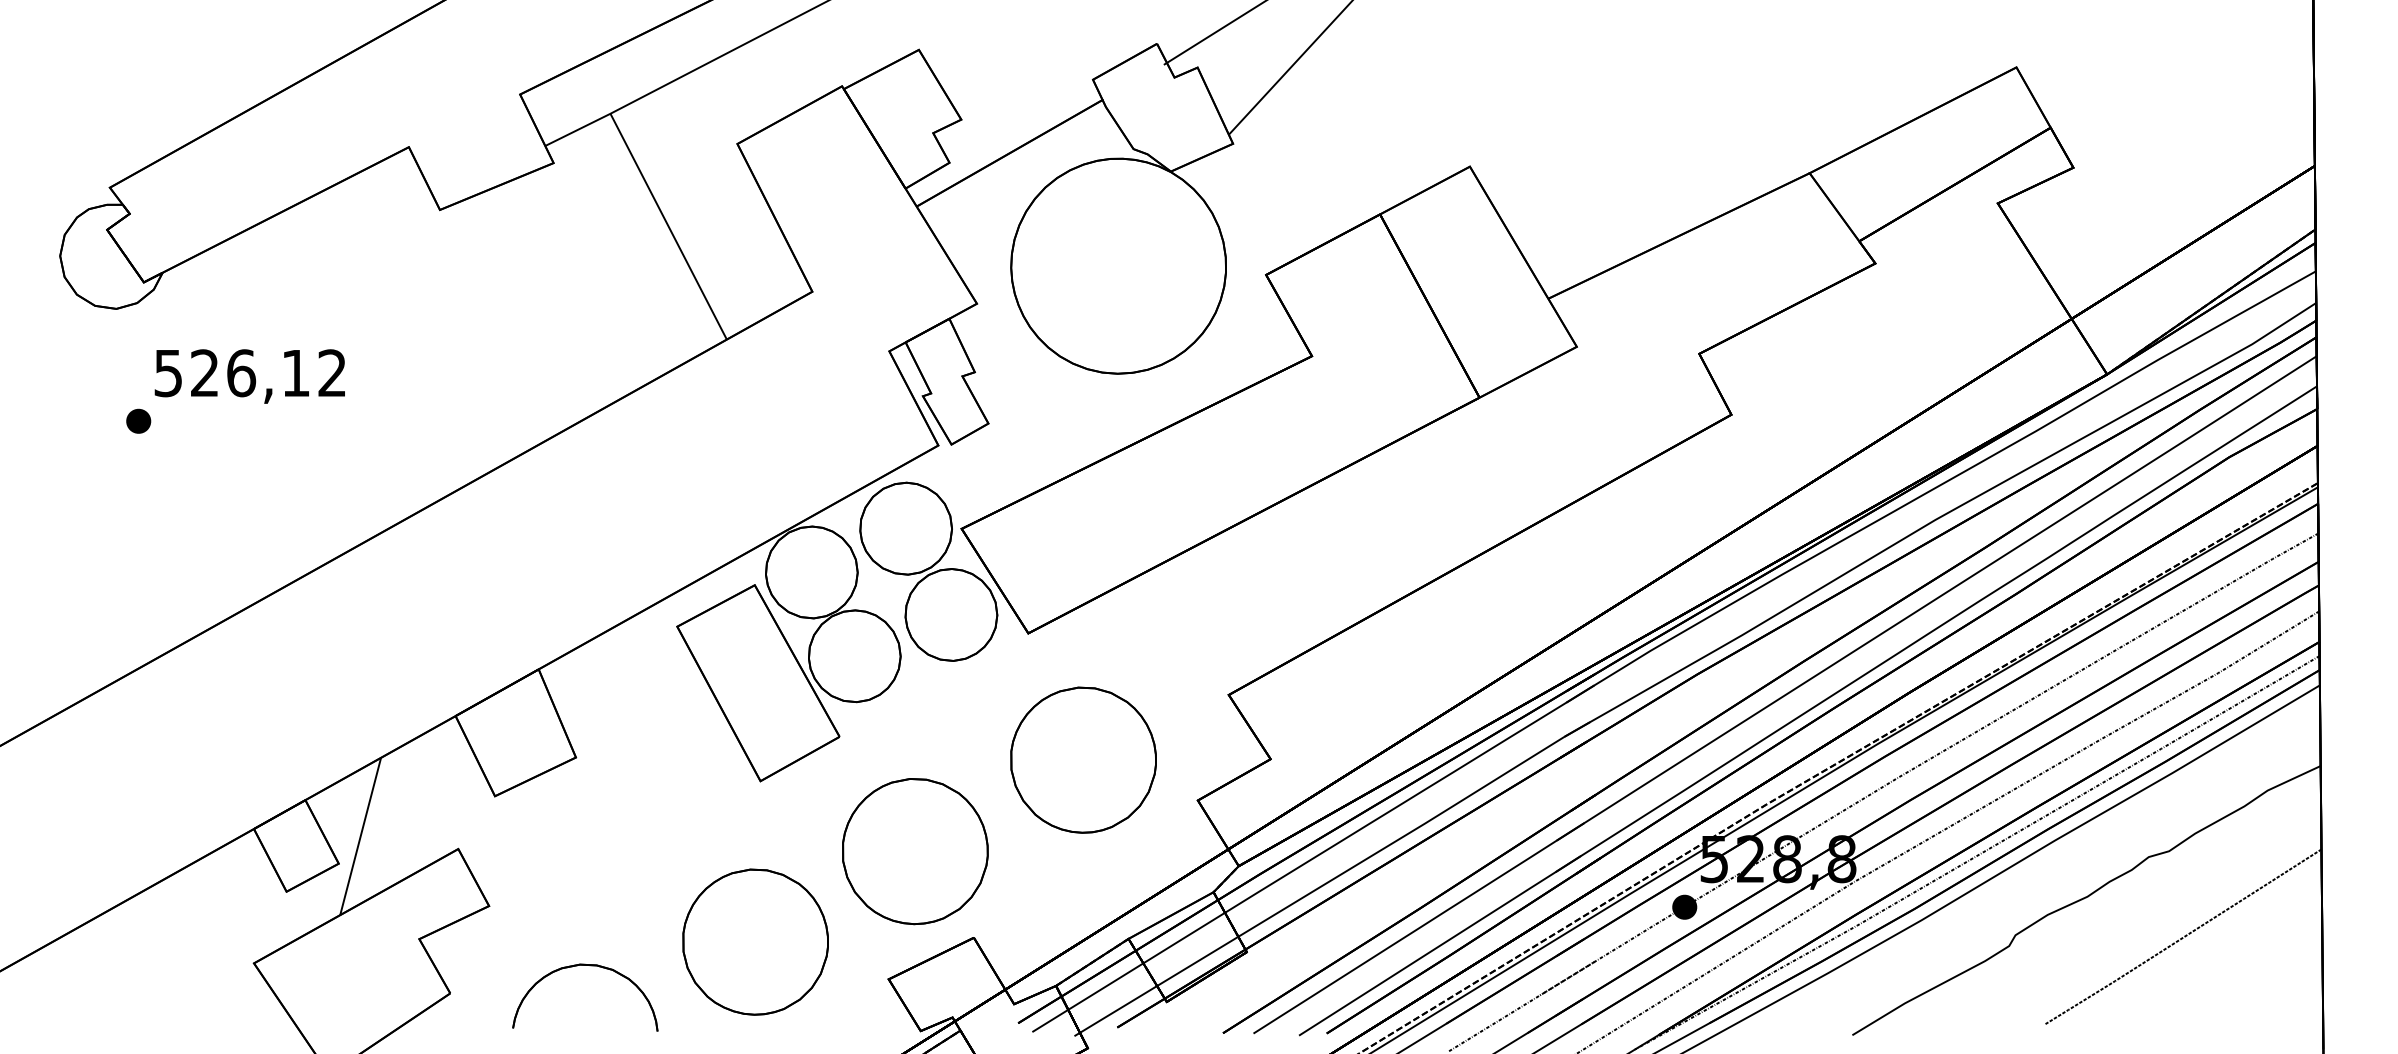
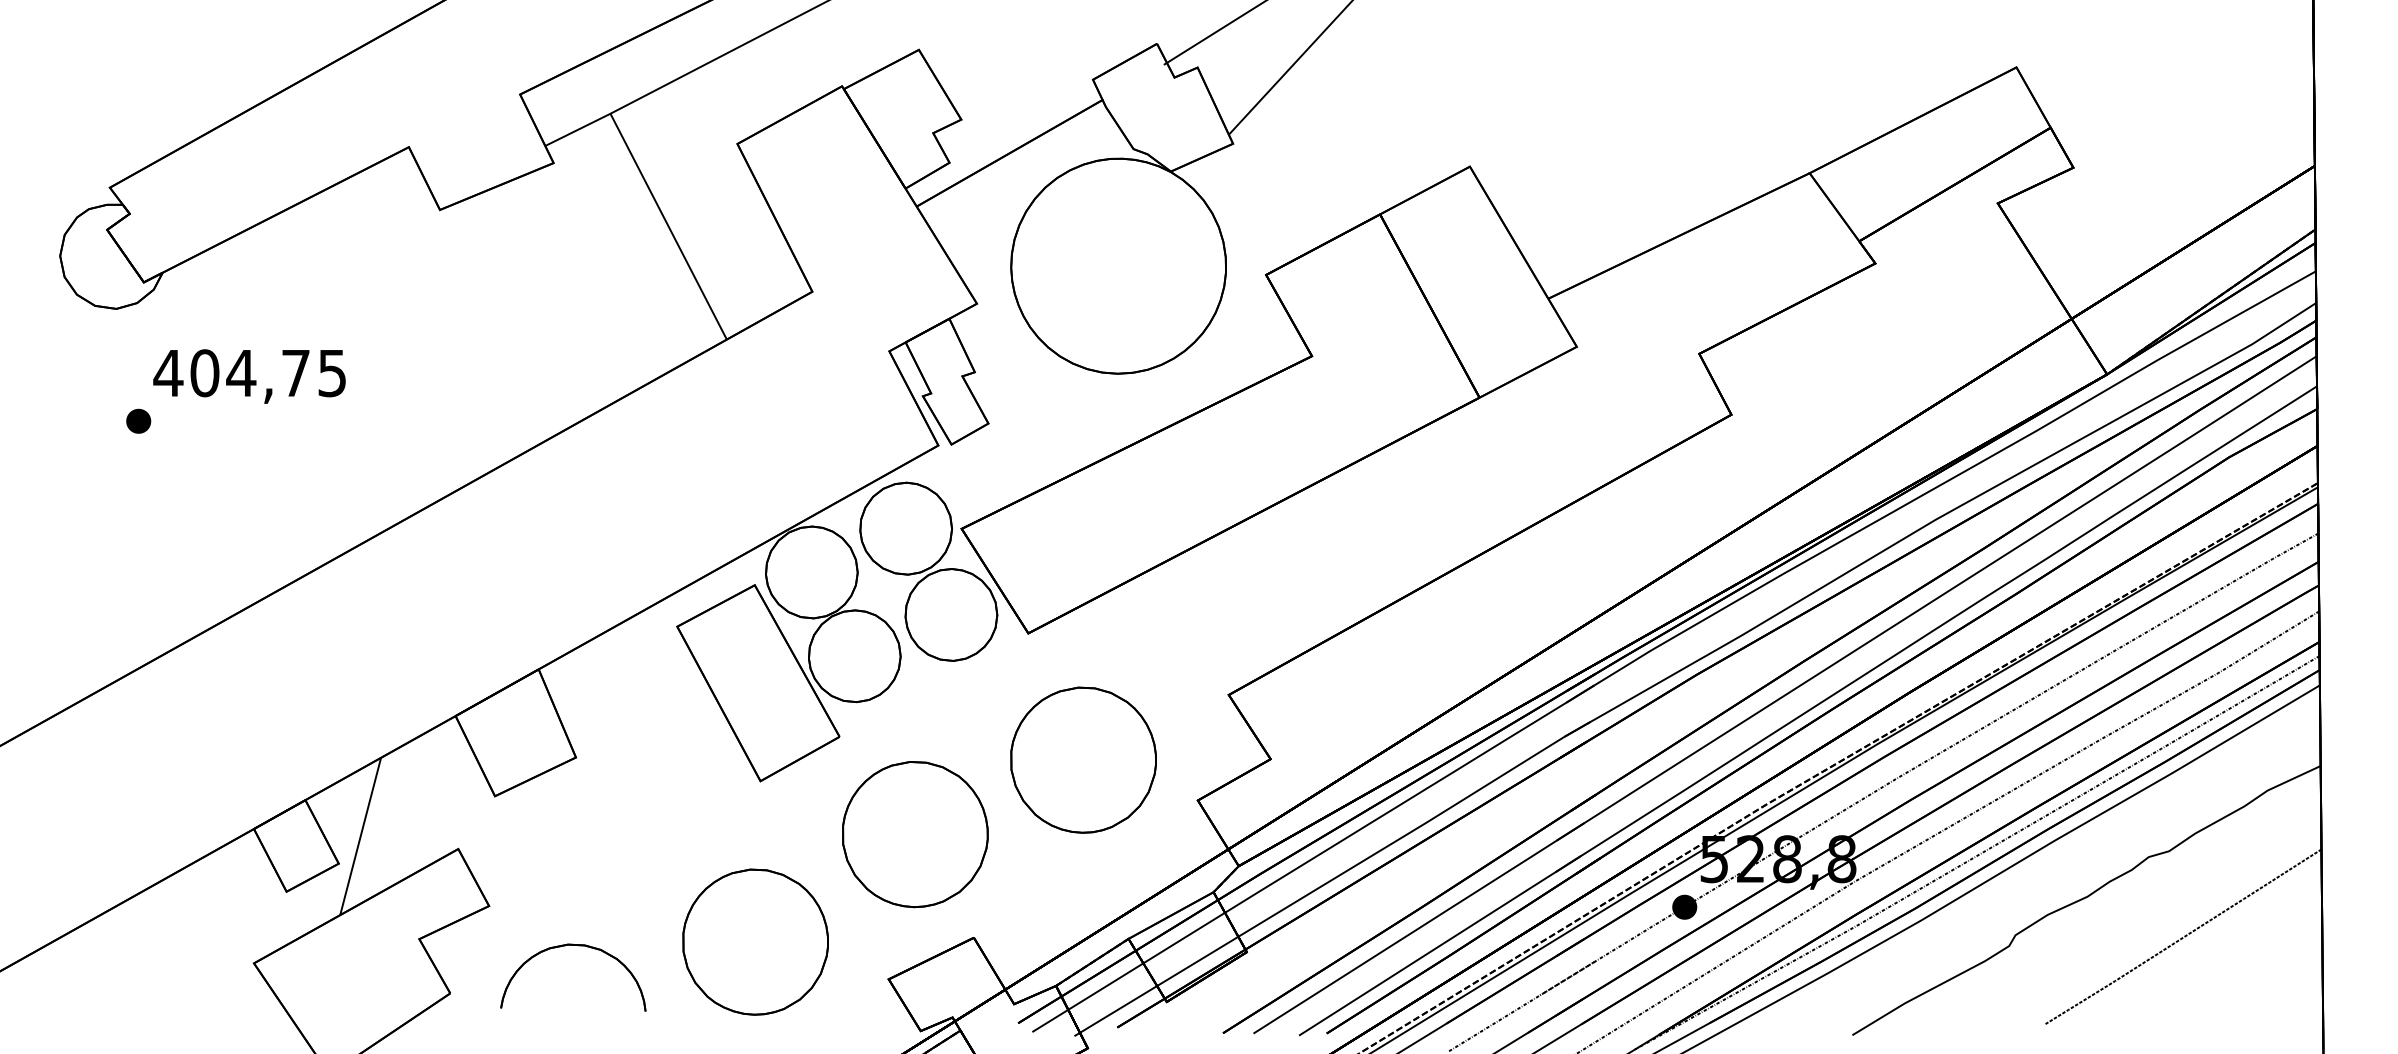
text: 526,12 -> 404,75 (249, 373)
part position: (915, 851) -> (915, 834) (915, 834)
part position: (590, 966) -> (578, 946) (578, 946)
